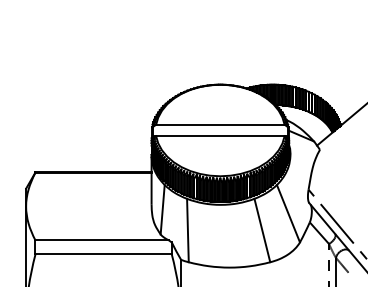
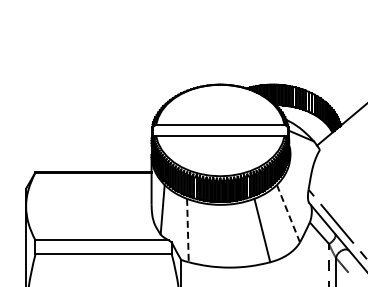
line: solid -> dashed (288, 213)
line: solid -> dashed (187, 230)
